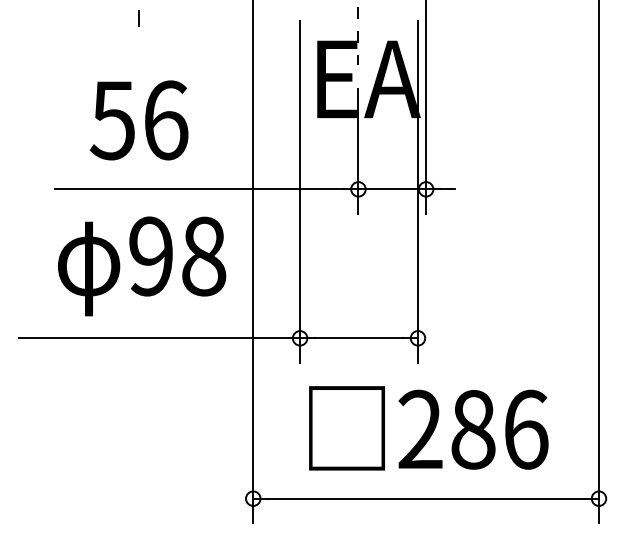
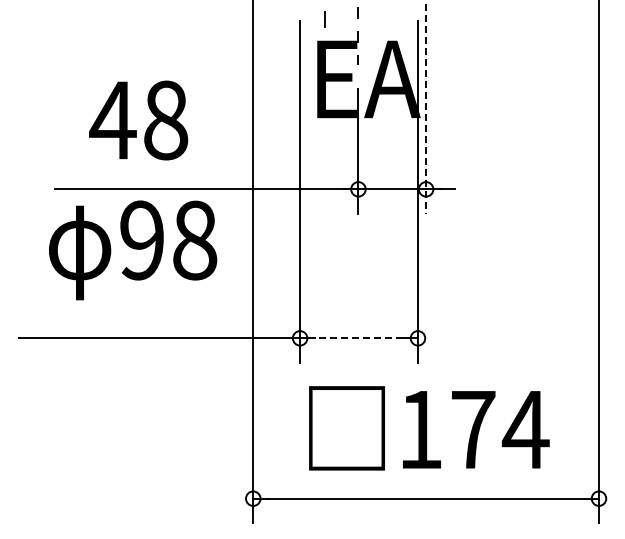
line position: (138, 18) -> (324, 19) (324, 19)
line: solid -> dashed (426, 107)
text: 56 -> 48 (138, 120)
text position: (142, 266) -> (133, 250) (133, 250)
line: solid -> dashed (358, 338)
text: 286 -> 174 (473, 429)
